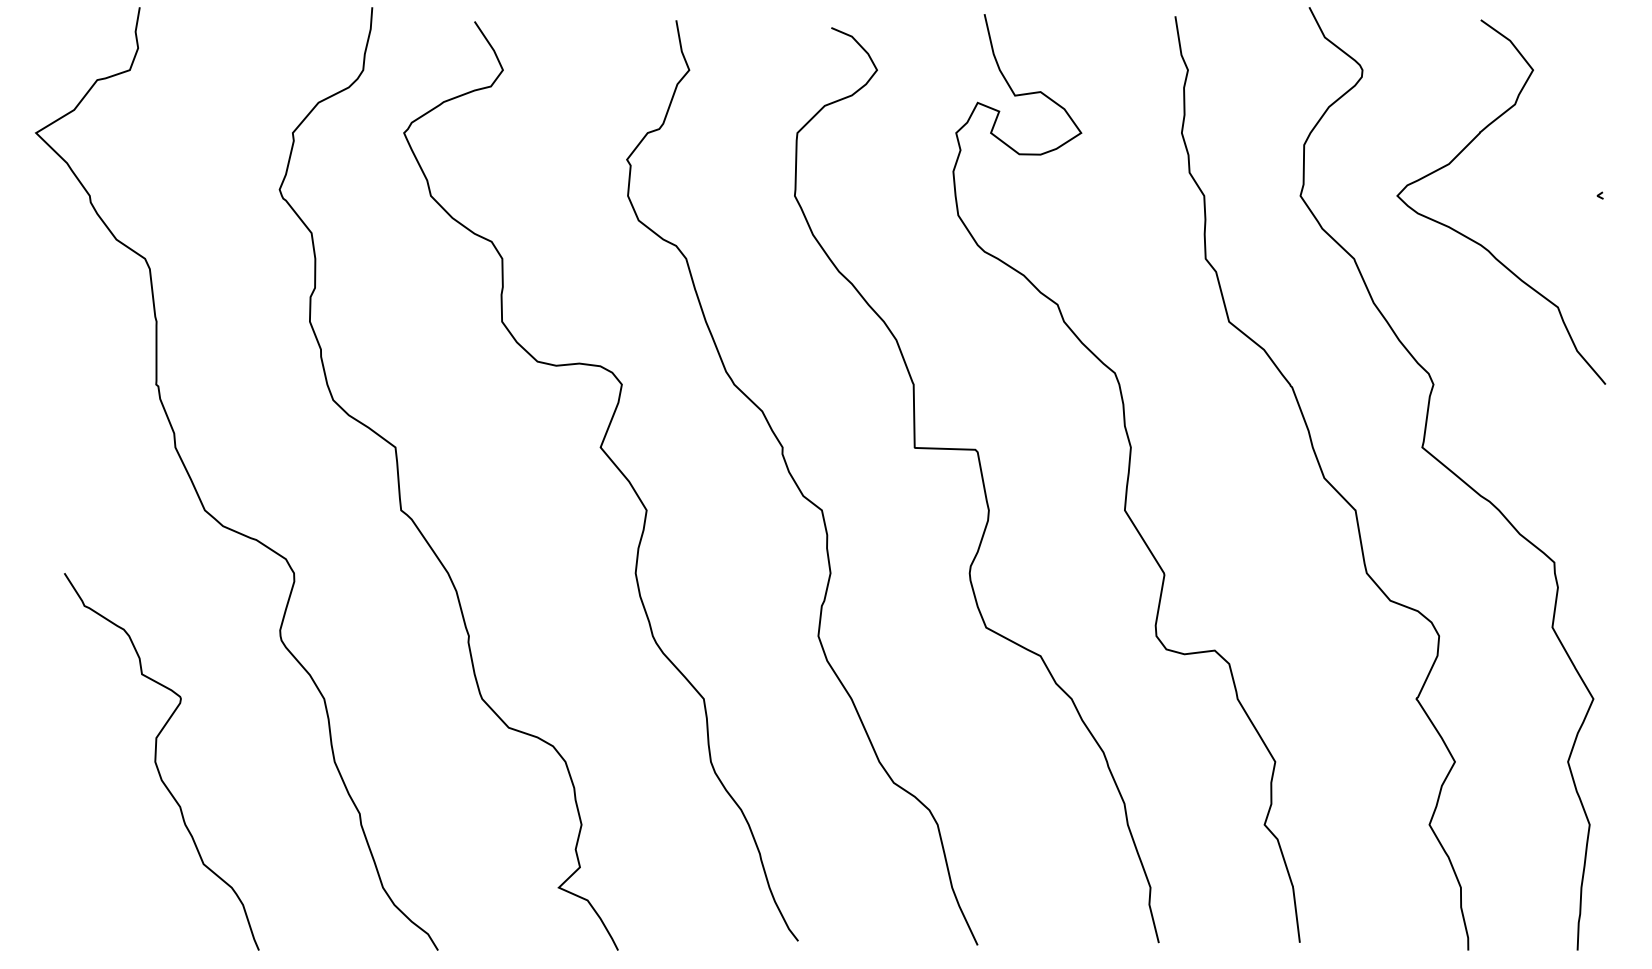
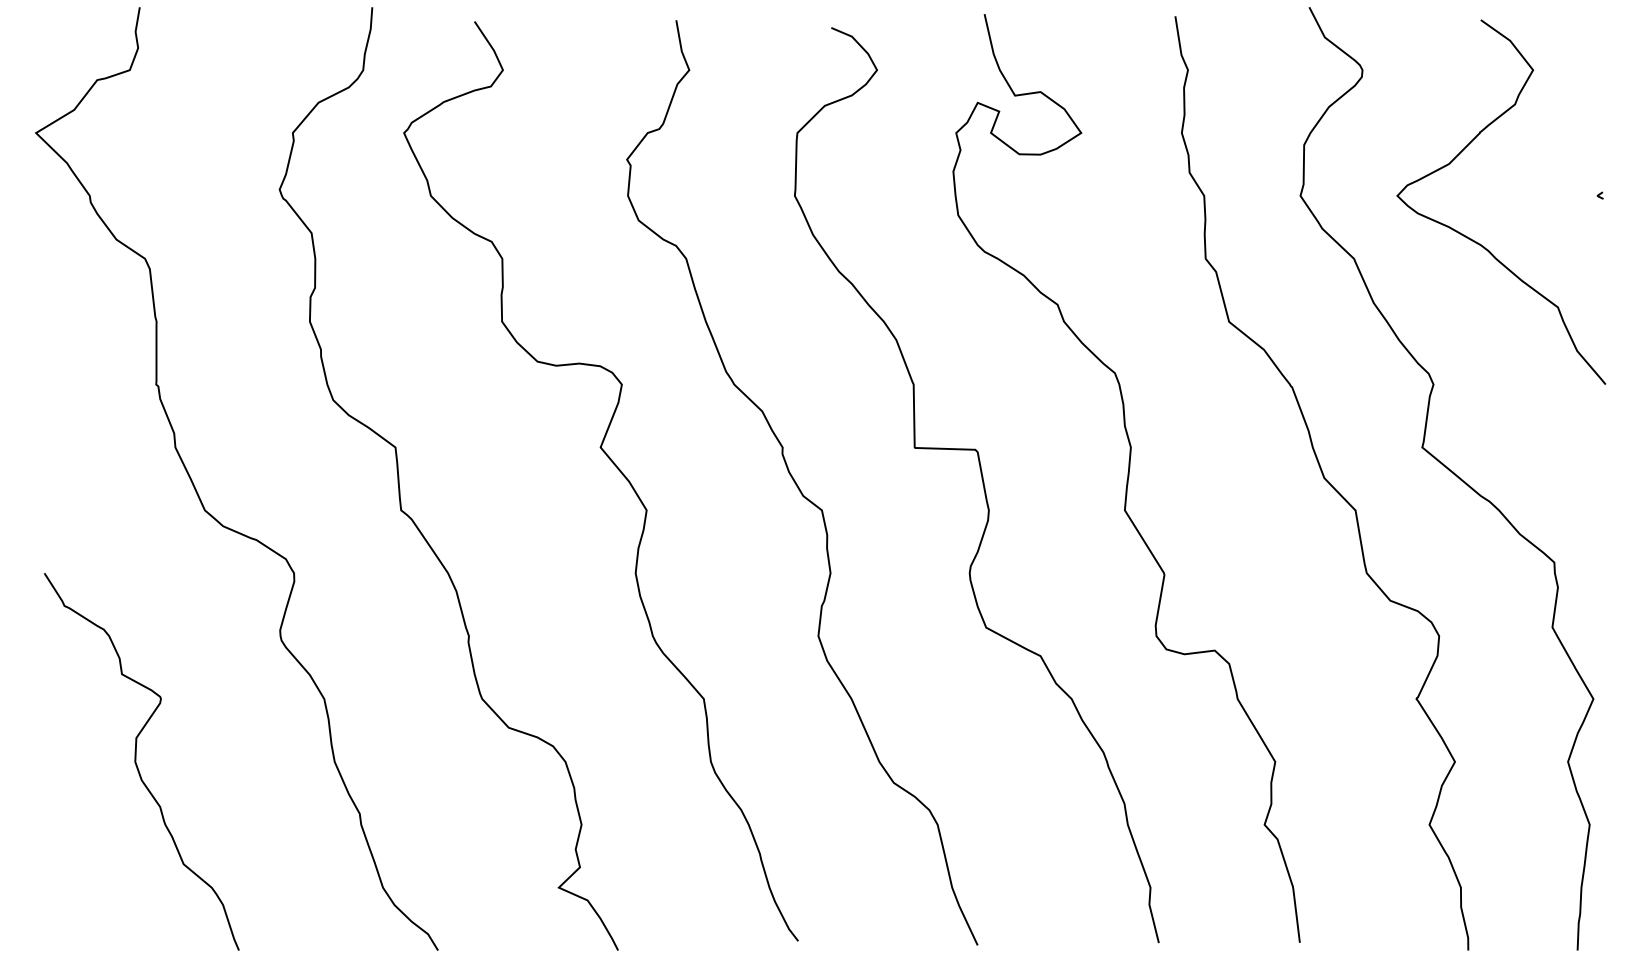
curve position: (156, 761) -> (136, 761) (136, 761)
